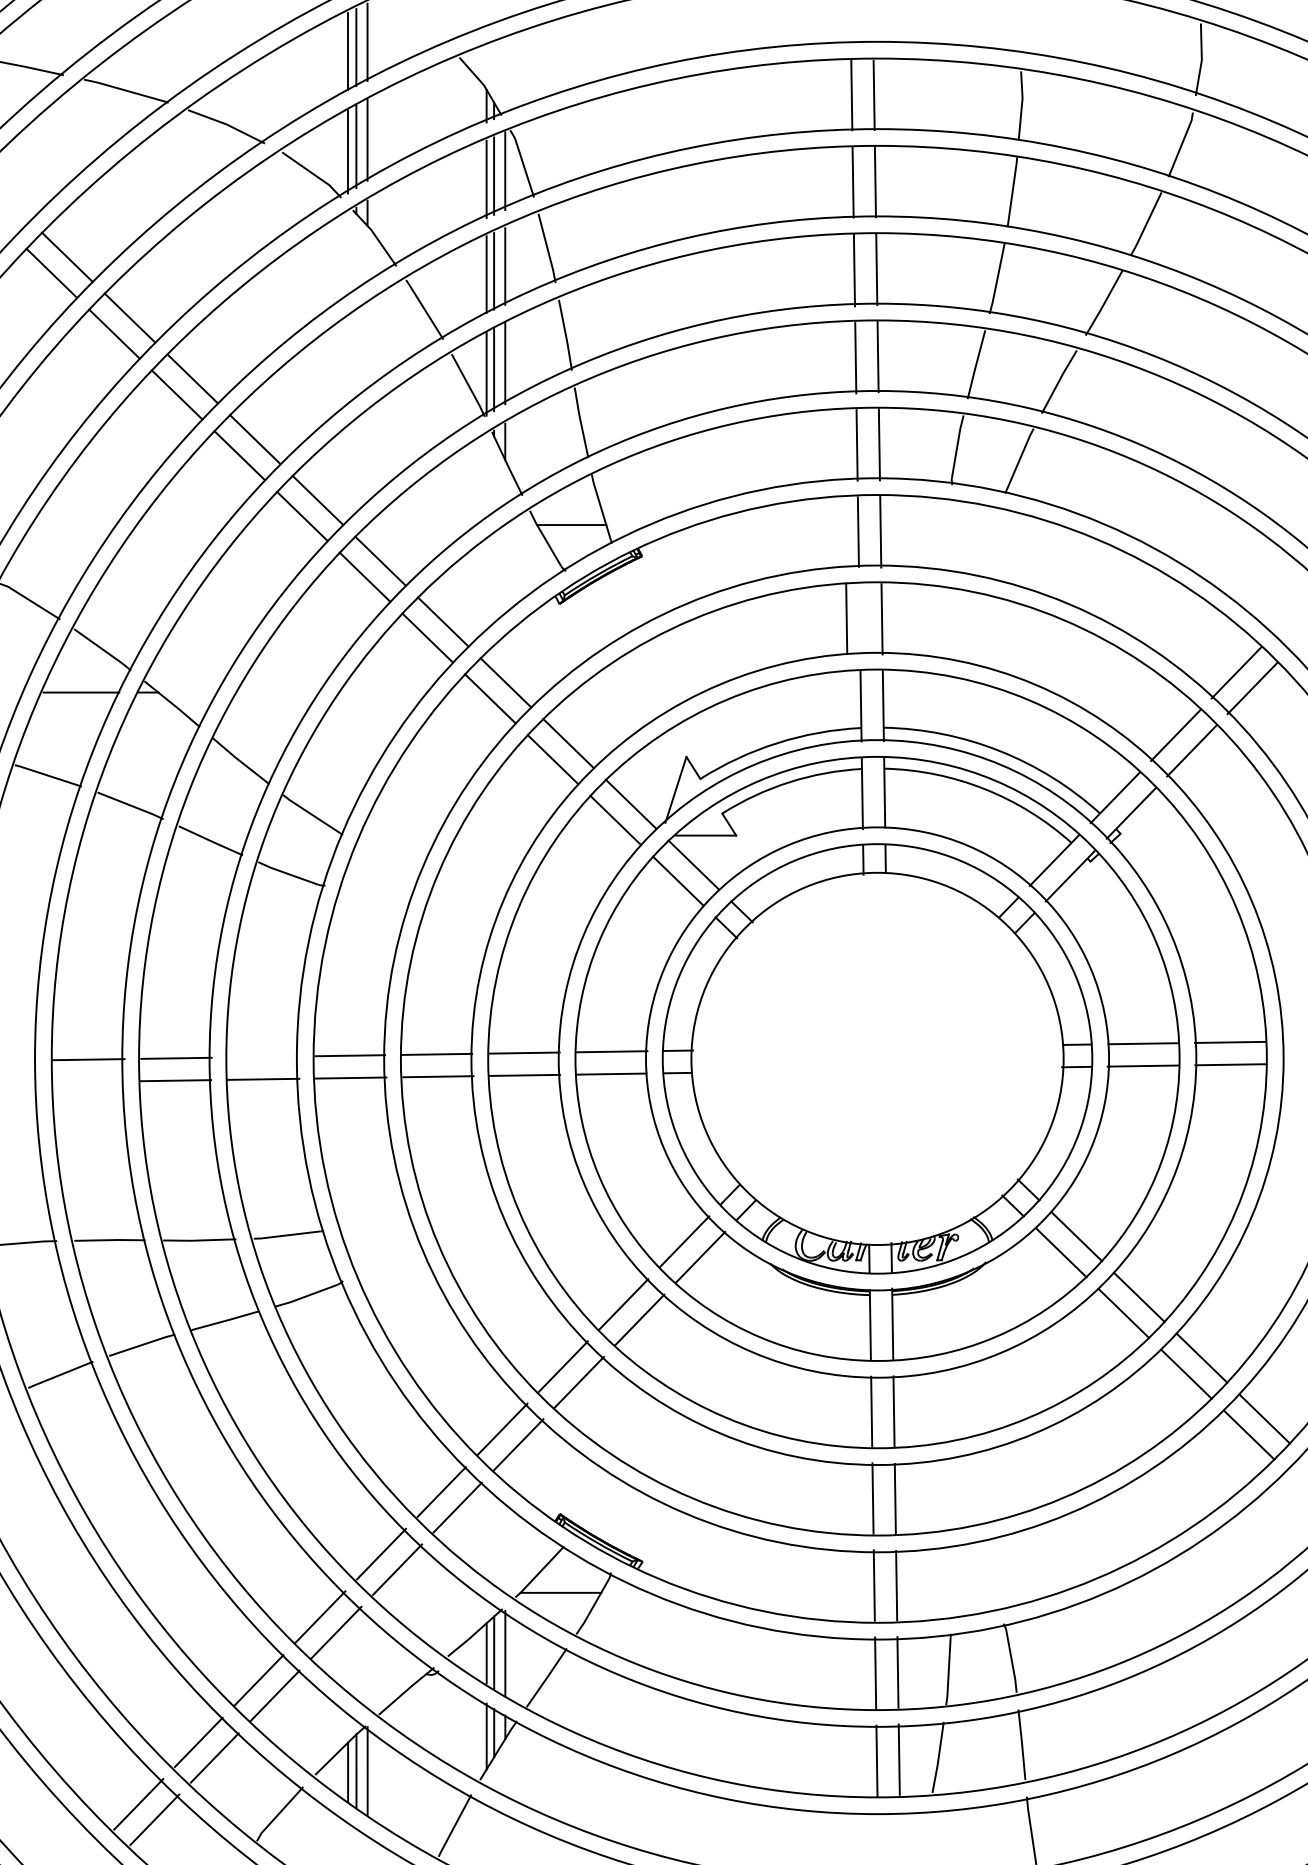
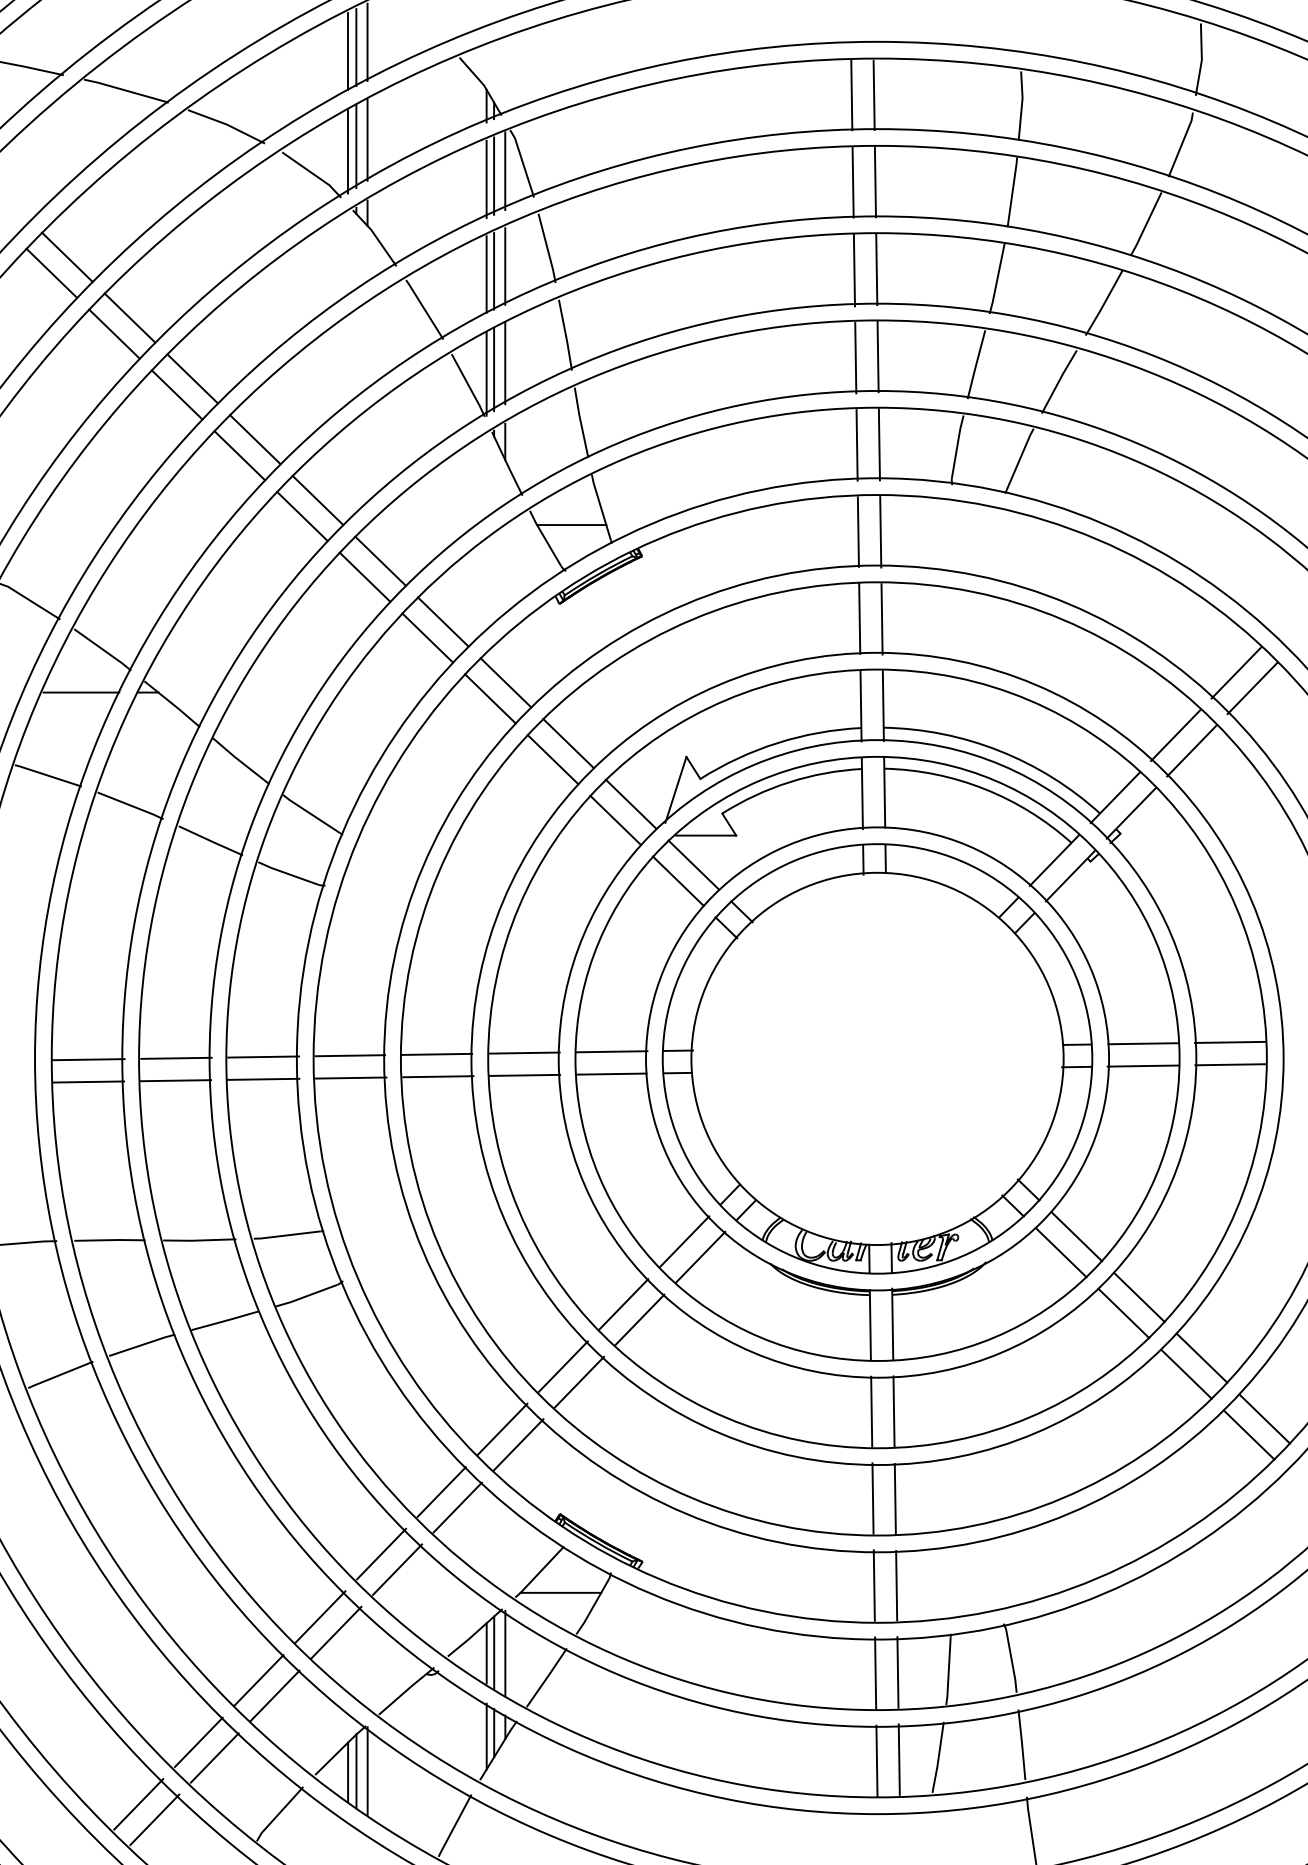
line position: (846, 618) -> (859, 618) (859, 618)
line: none -> present (263, 1056)
line: none -> present (88, 1081)
